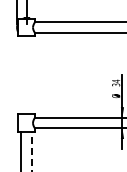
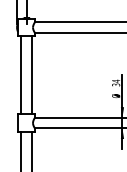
line: none -> present (21, 75)
line: none -> present (32, 75)
line: dashed -> solid (32, 151)
